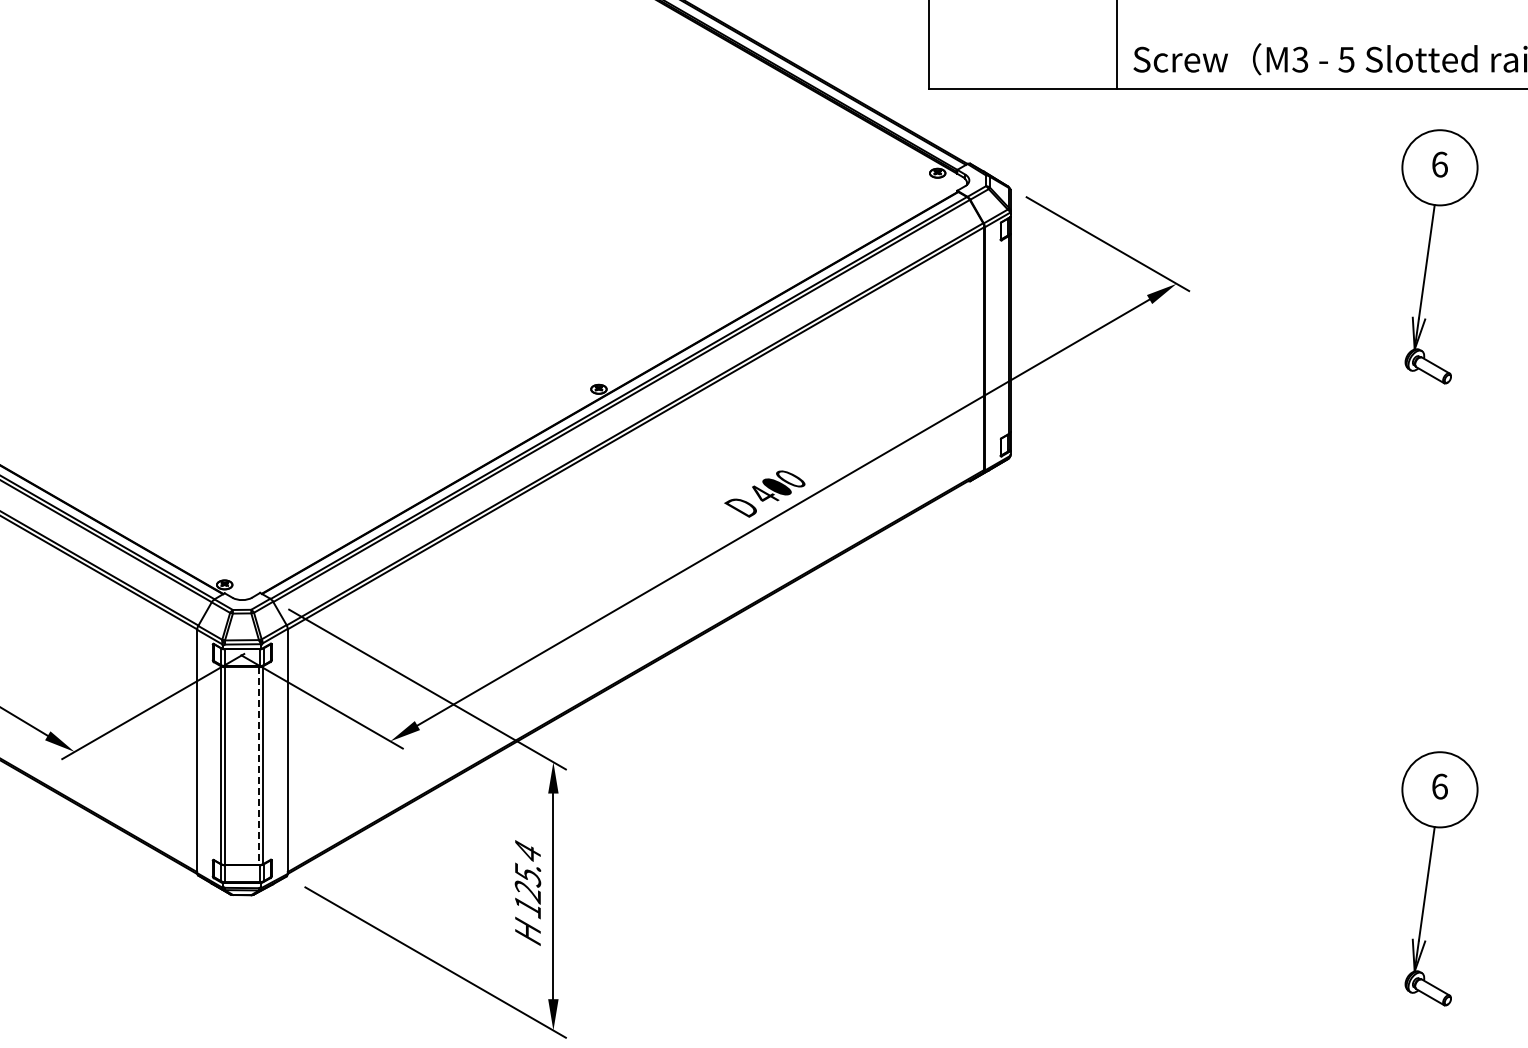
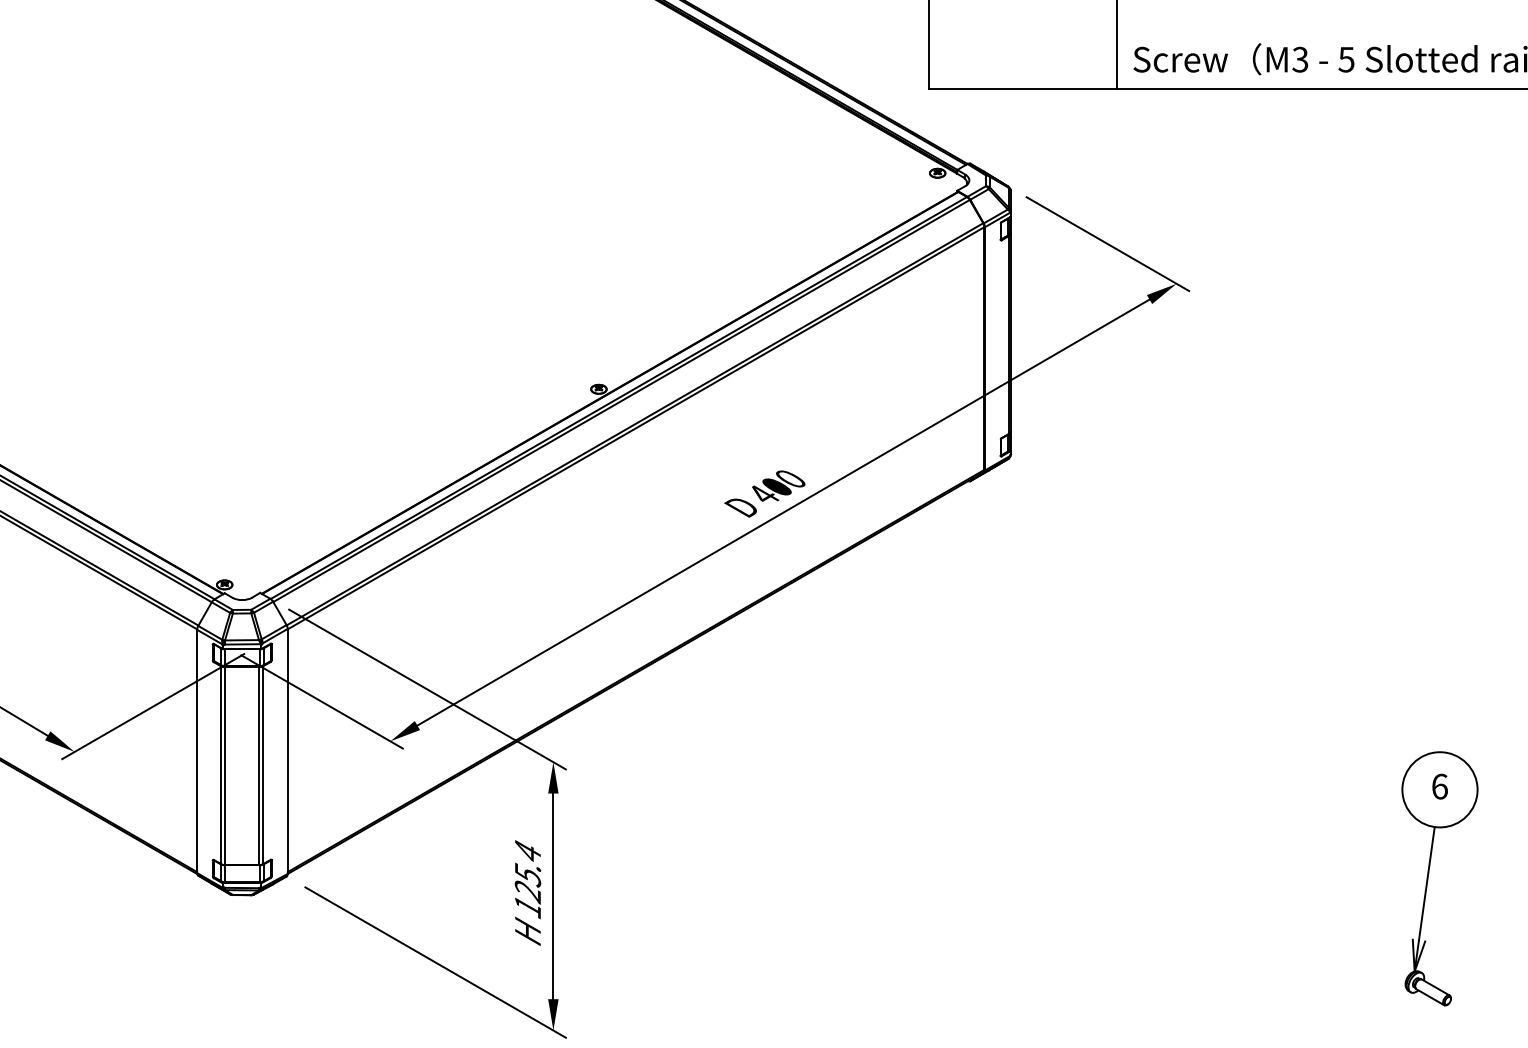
part: present -> none (1428, 256)
line: dashed -> solid (258, 766)
